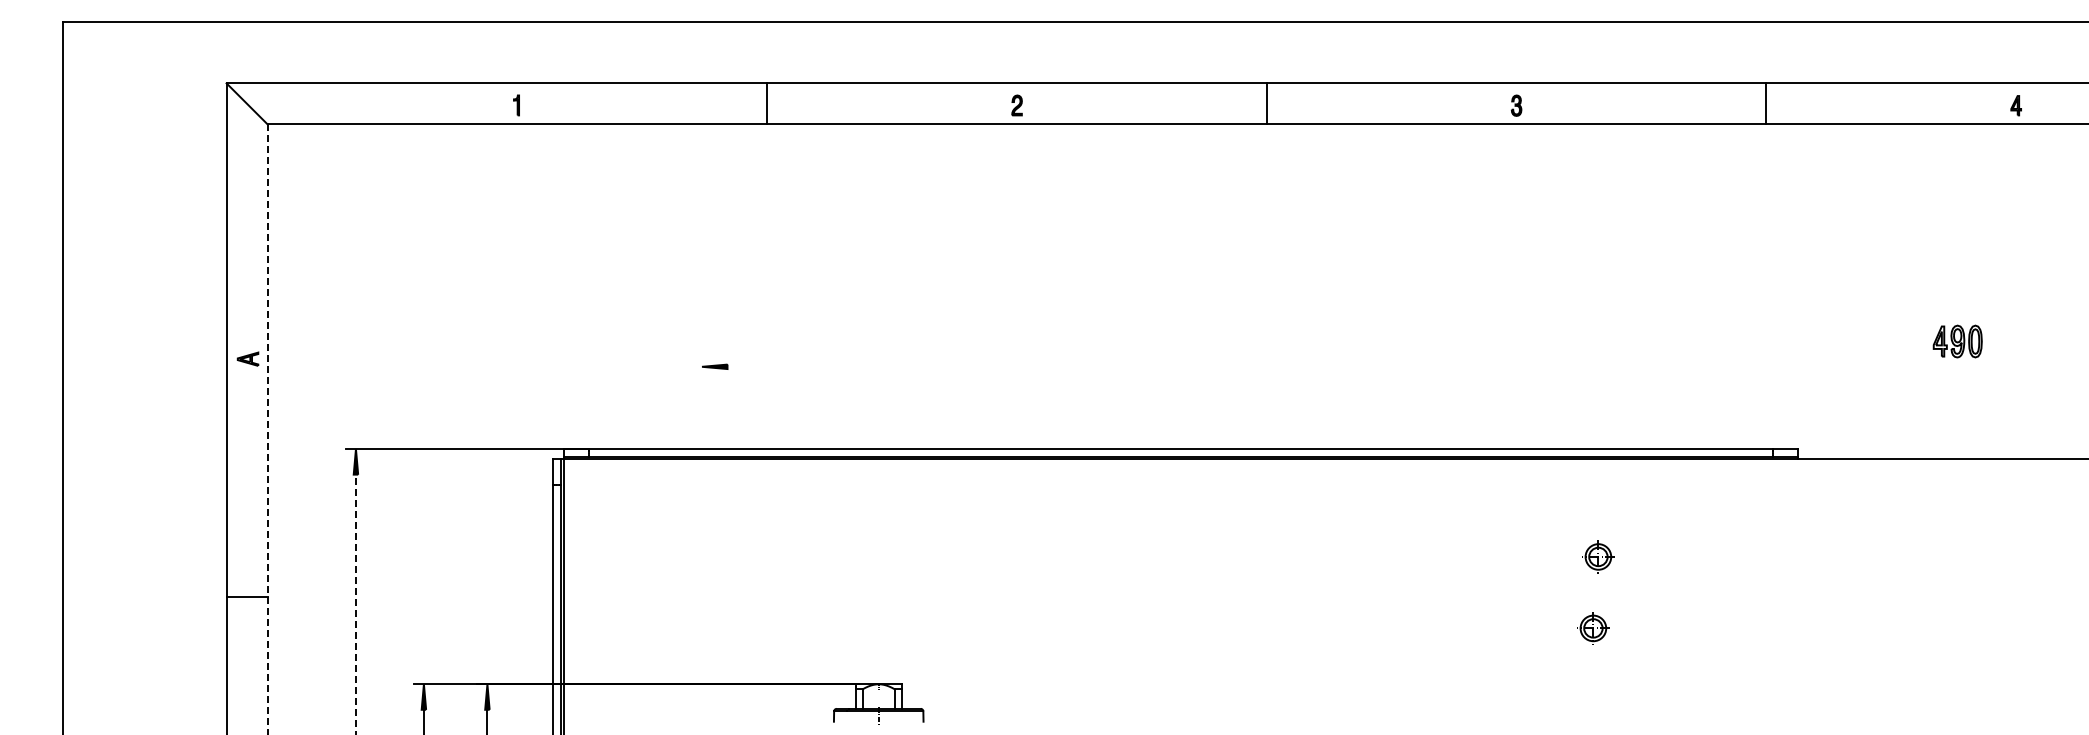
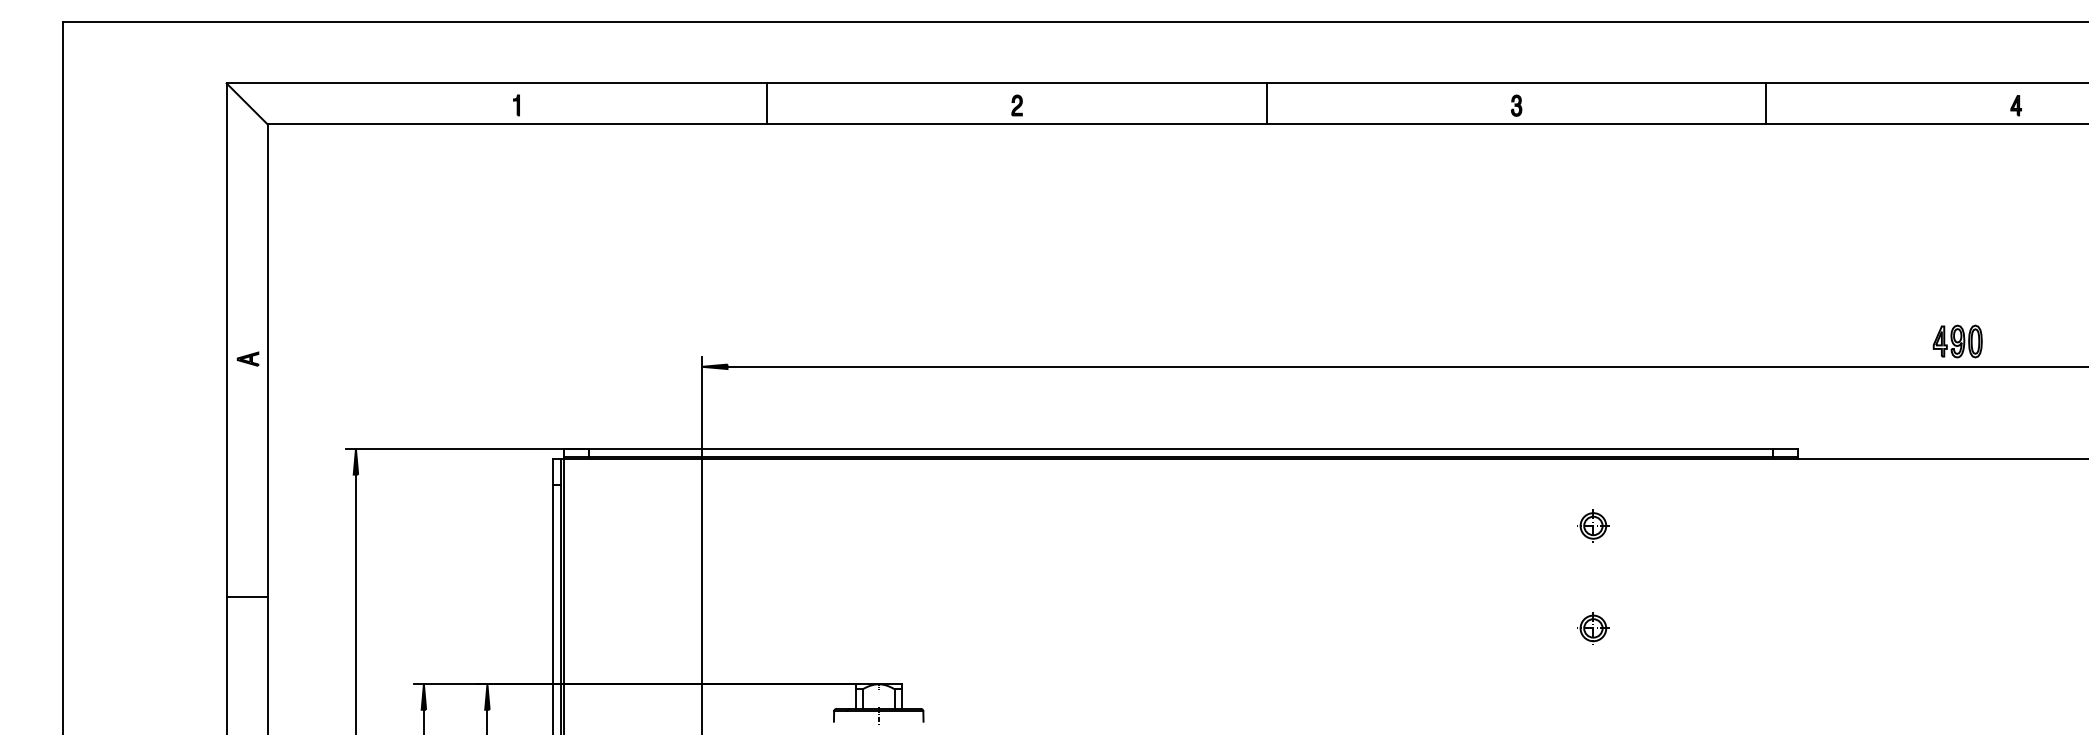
line: none -> present (1406, 366)
line: dashed -> solid (267, 429)
line: none -> present (702, 543)
part position: (1598, 556) -> (1593, 525) (1593, 525)
line: dashed -> solid (355, 604)
